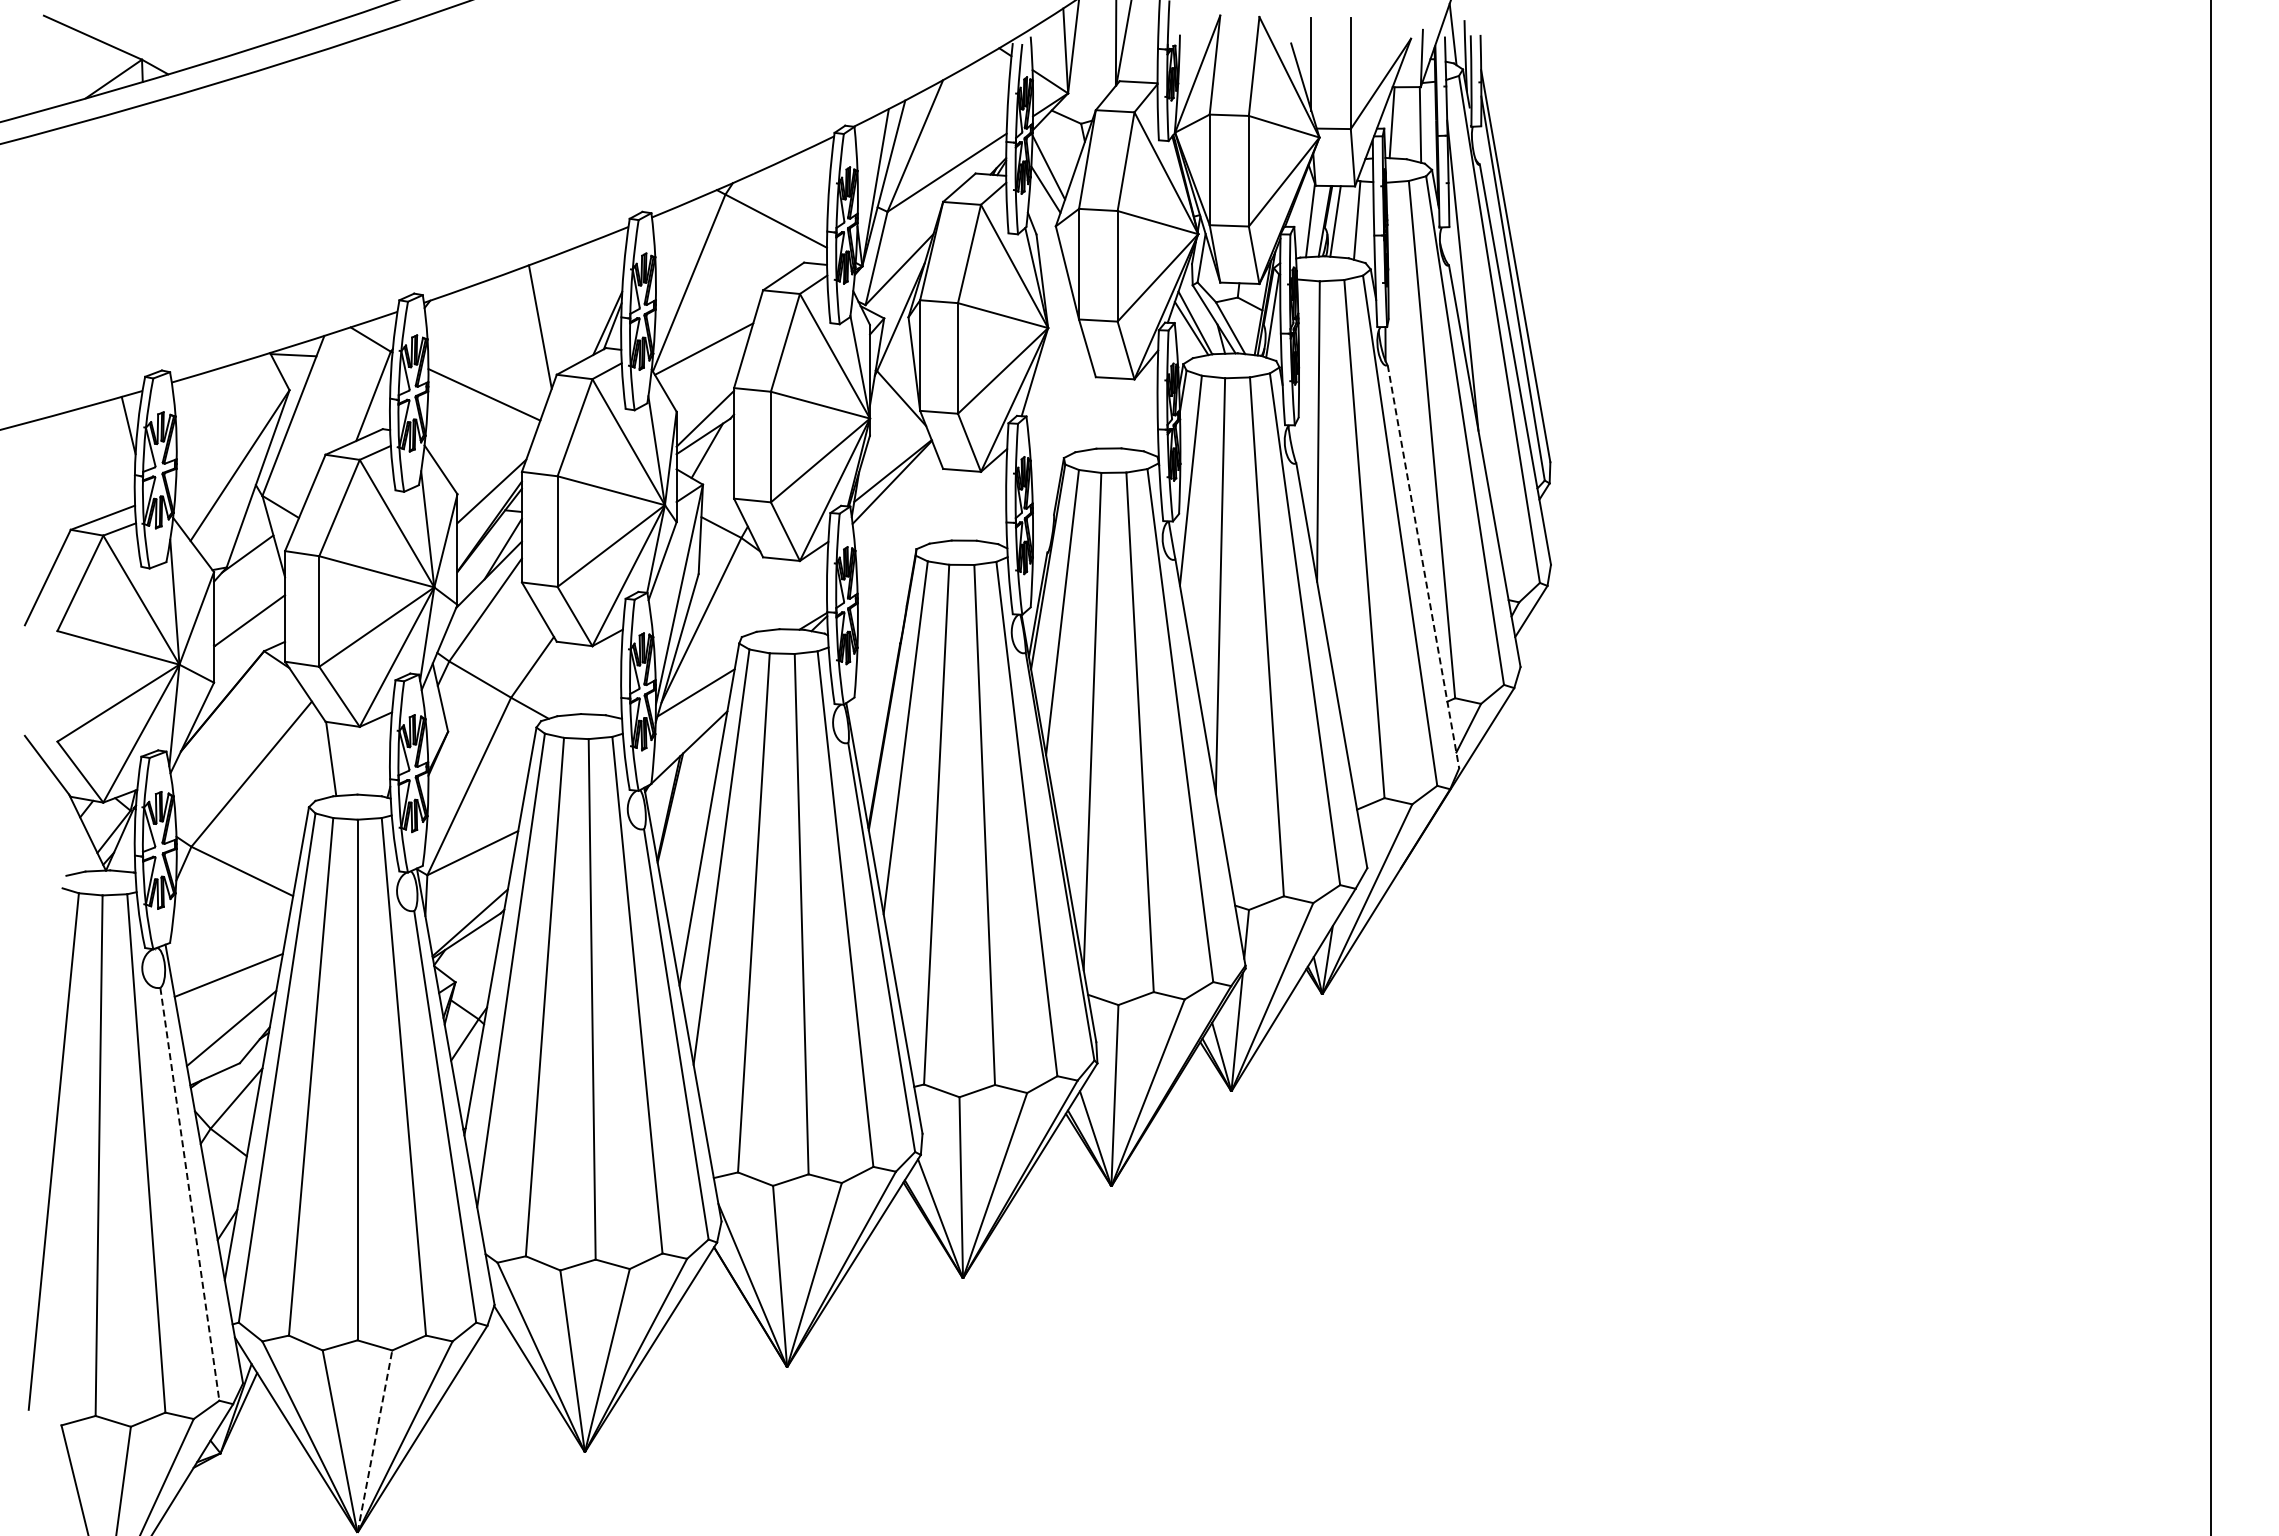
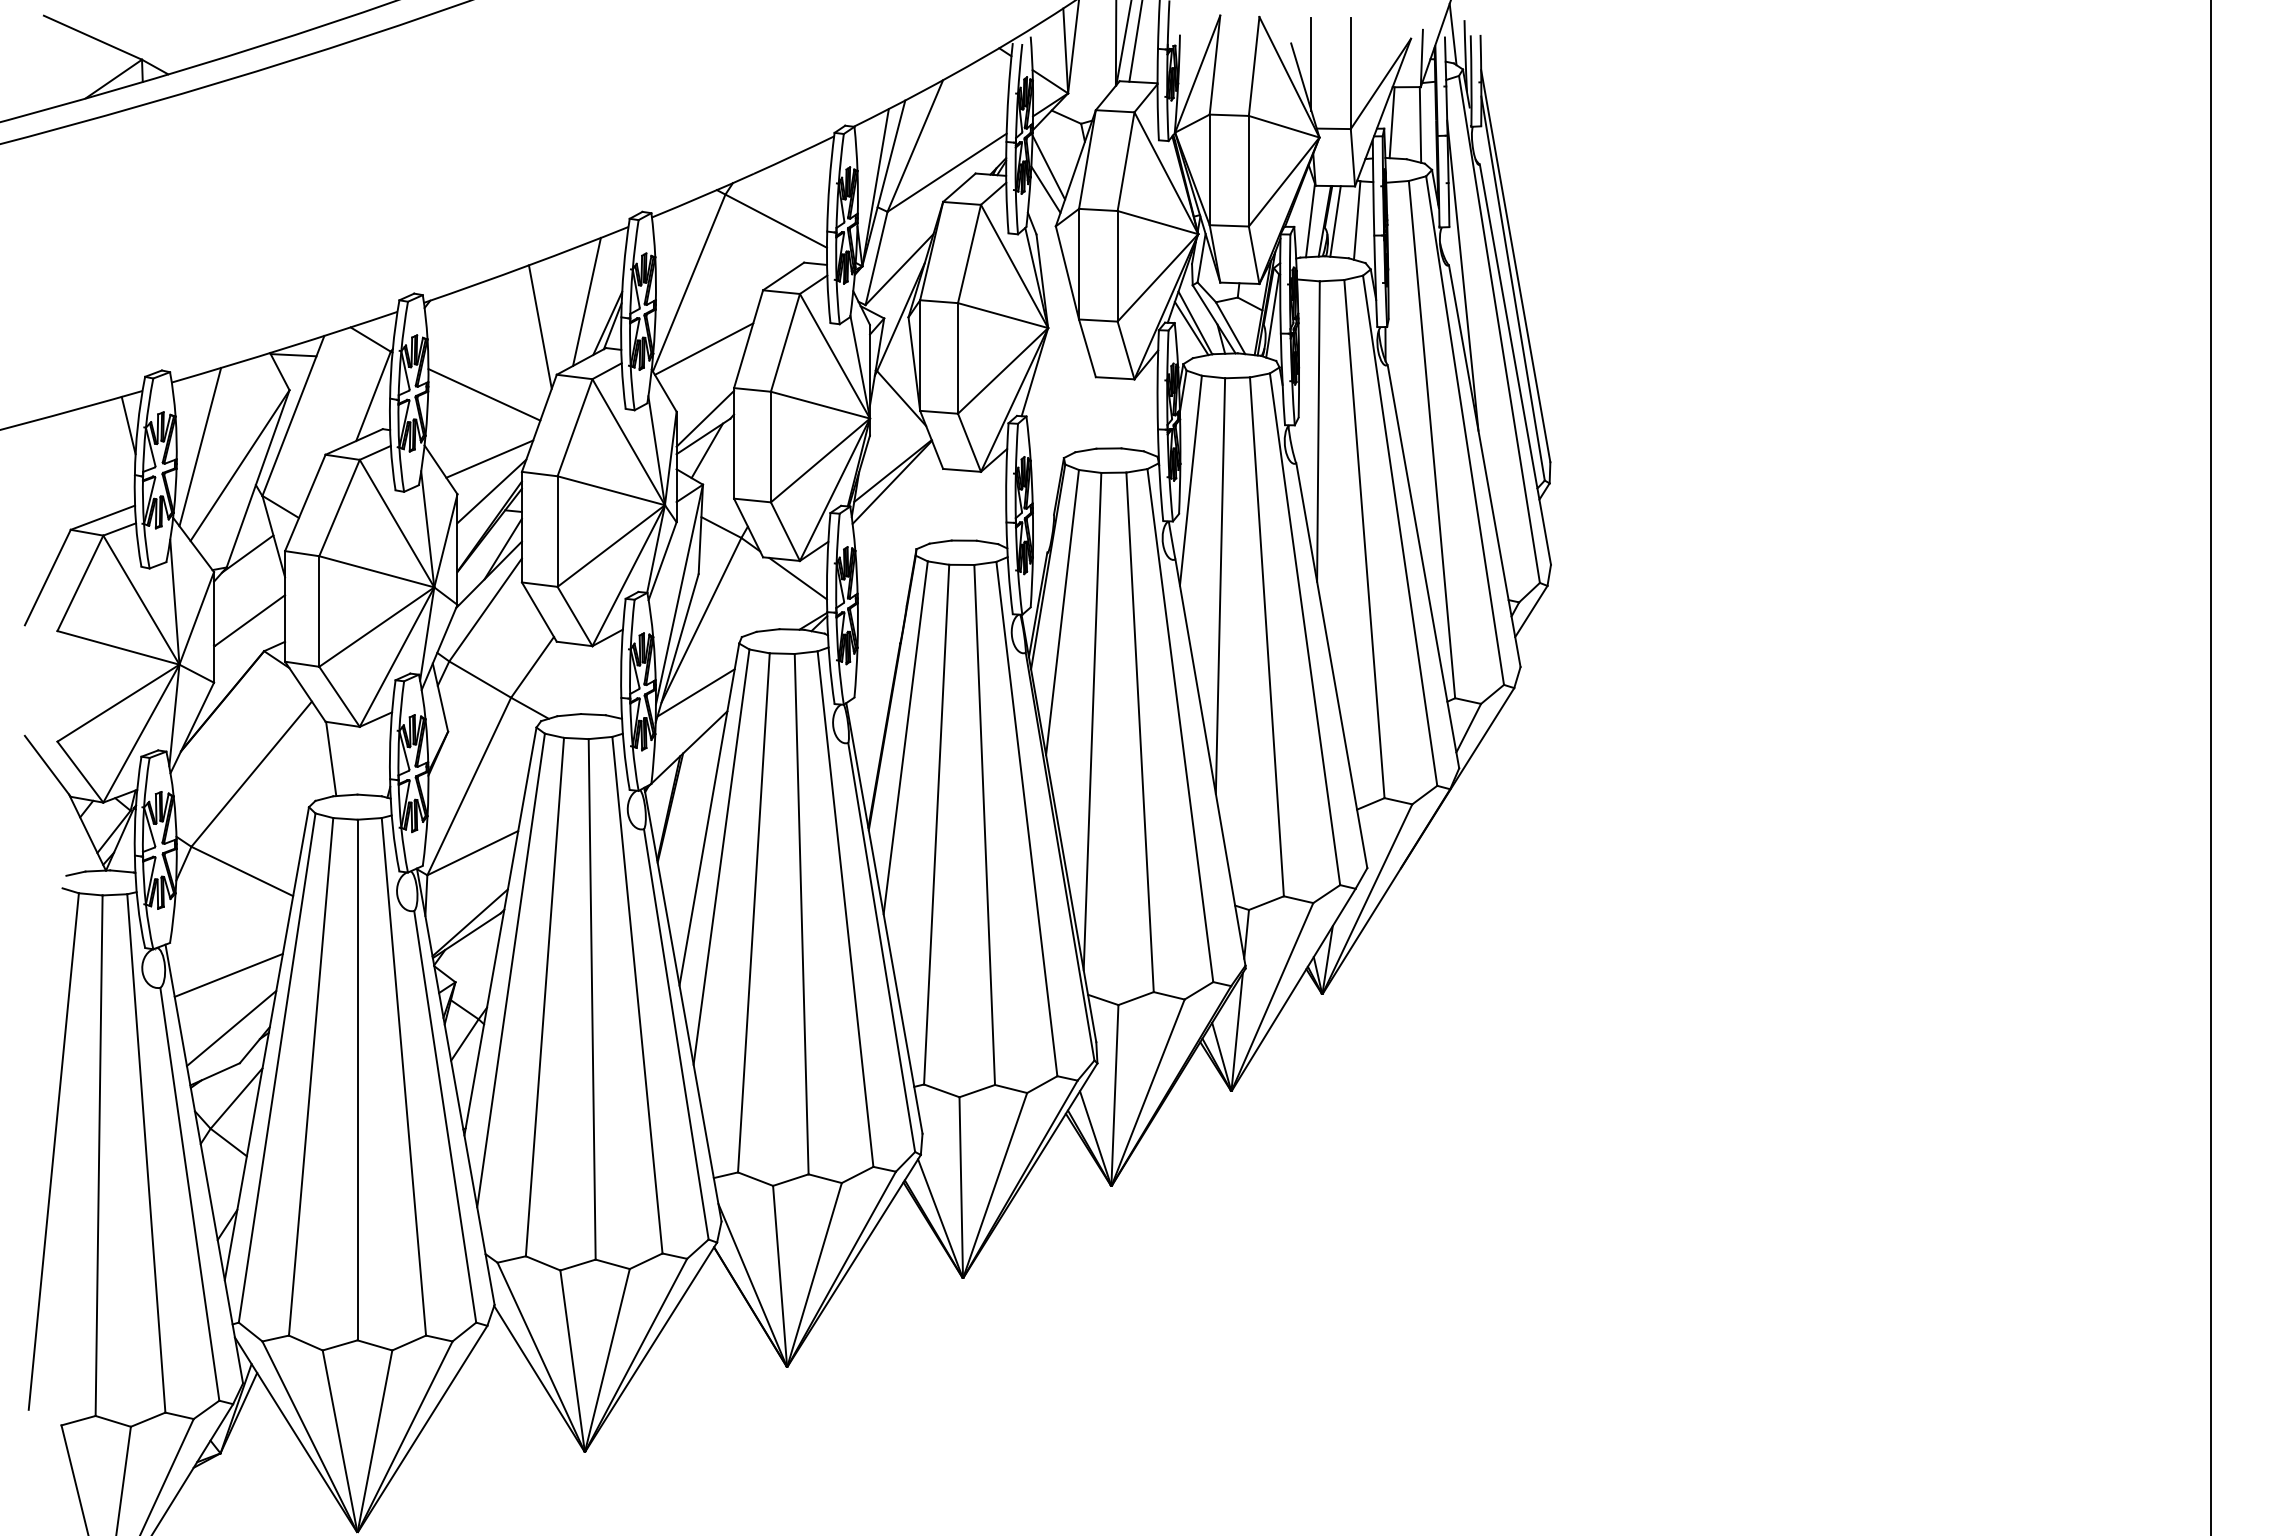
line: none -> present (1135, 41)
line: none -> present (586, 301)
line: none -> present (200, 446)
line: none -> present (489, 458)
line: dashed -> solid (1423, 566)
line: none -> present (797, 578)
line: dashed -> solid (189, 1194)
line: dashed -> solid (375, 1440)
